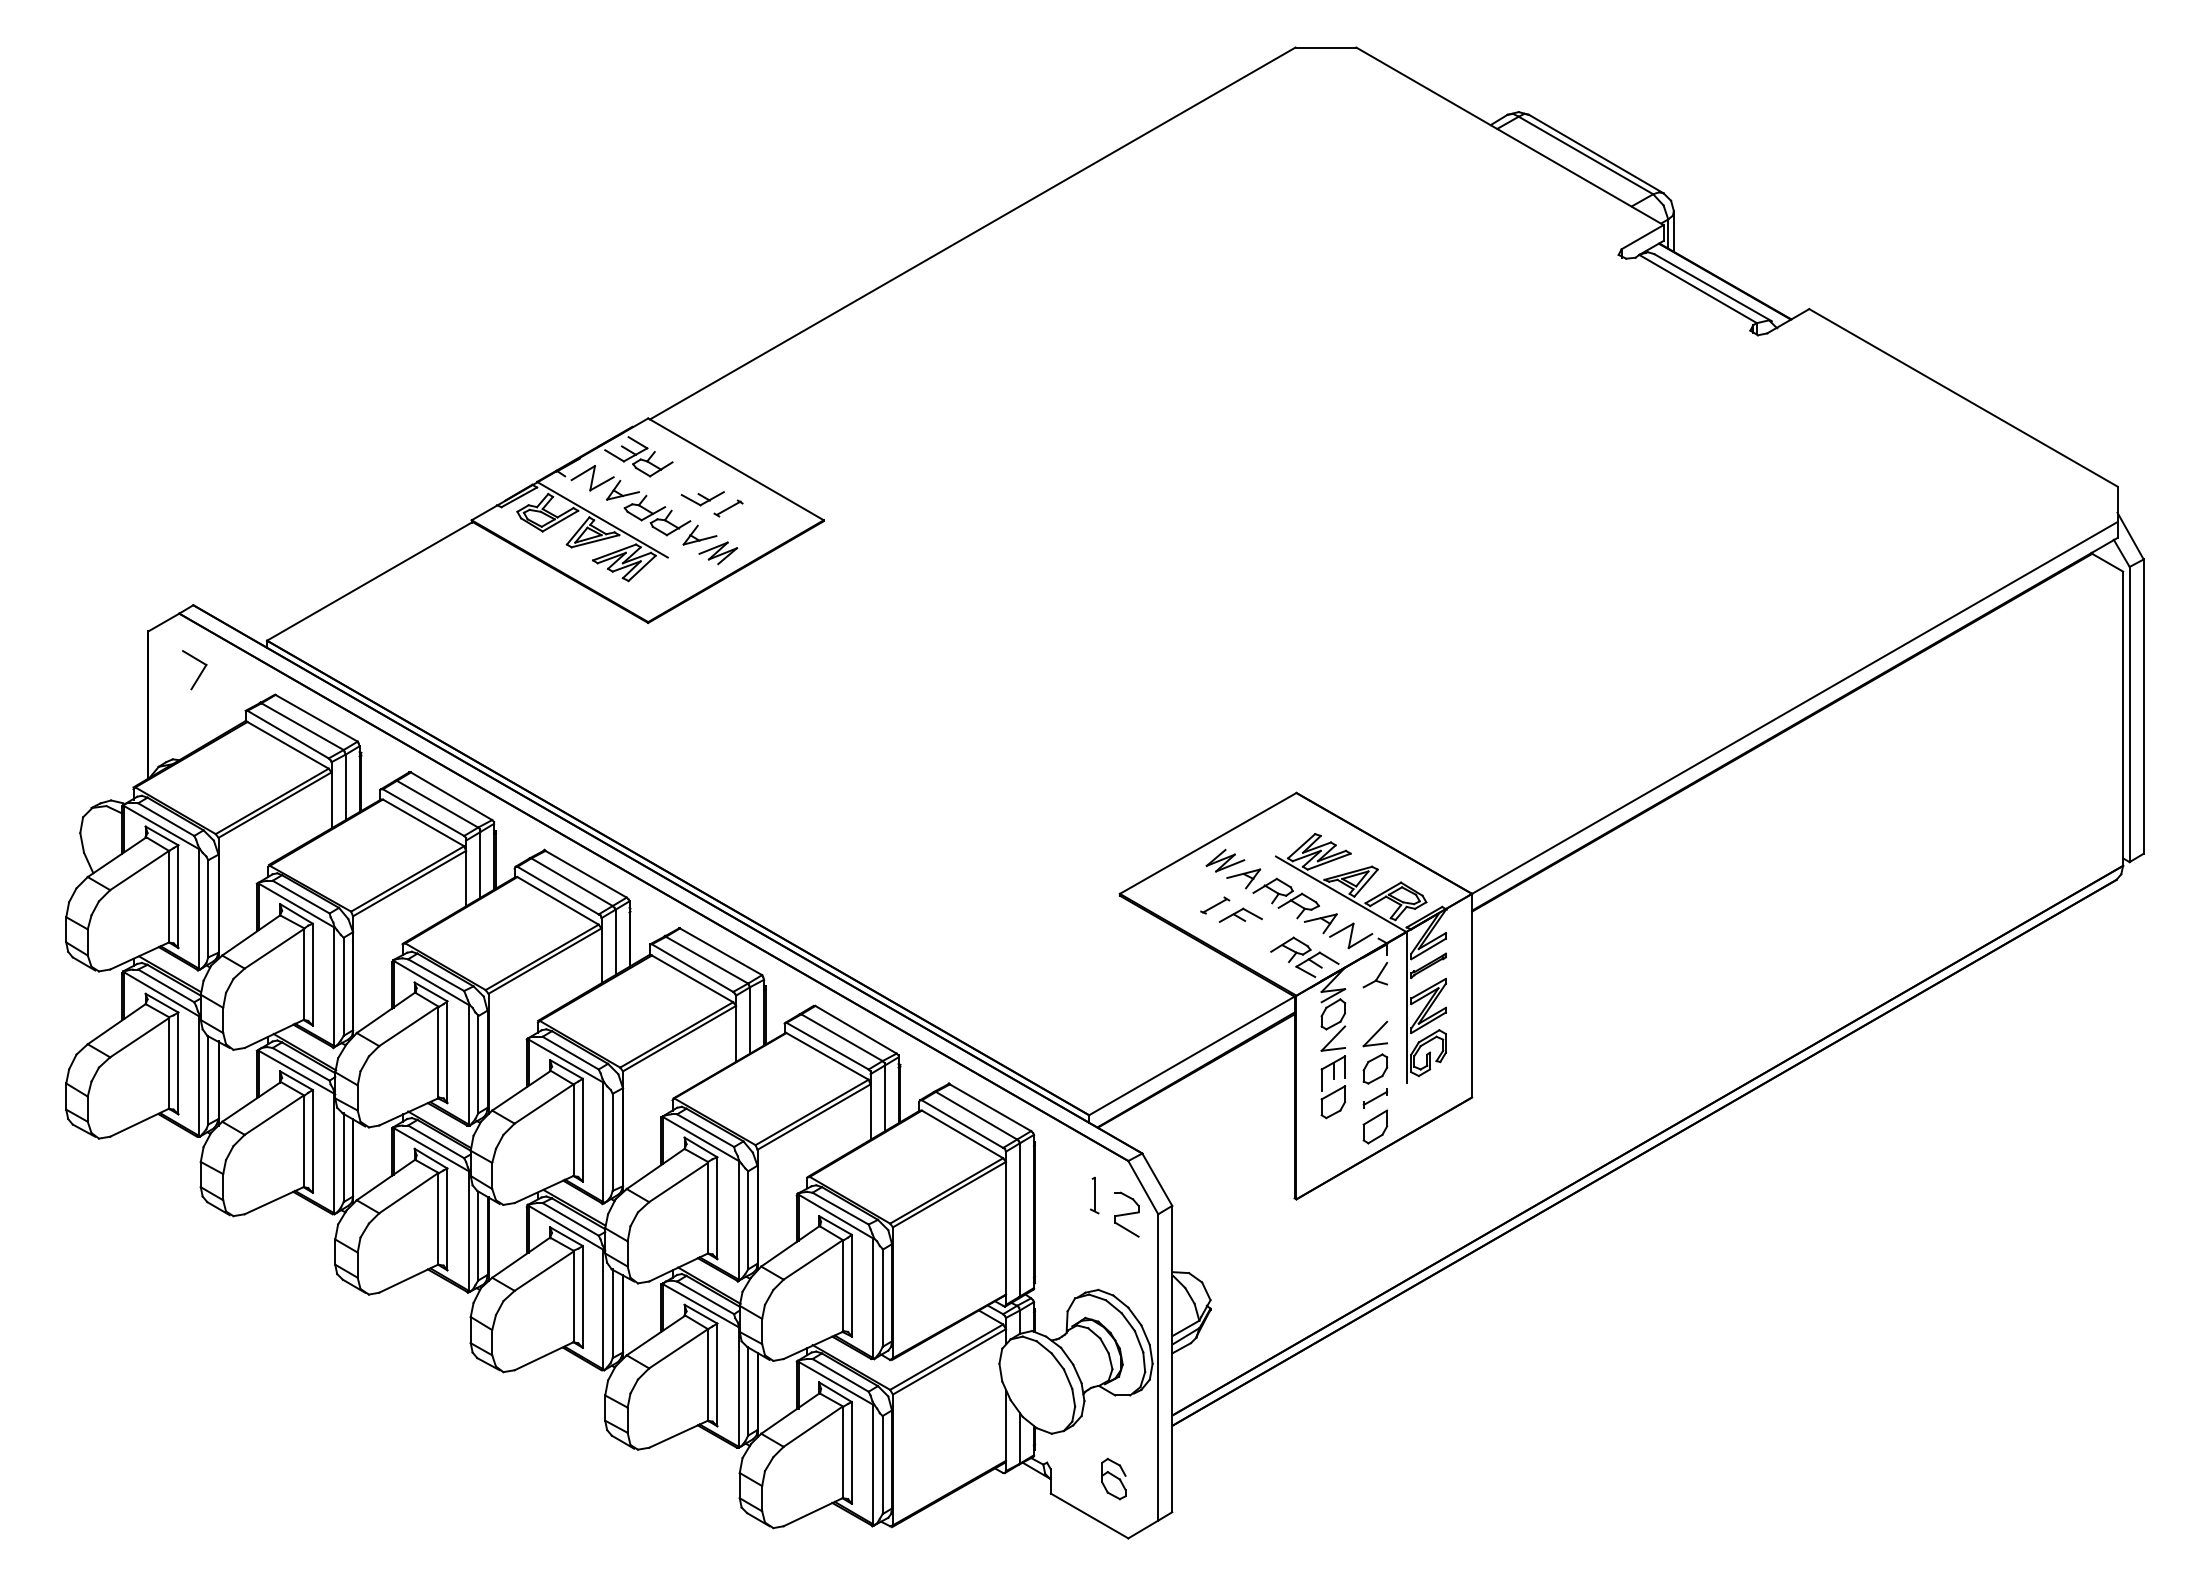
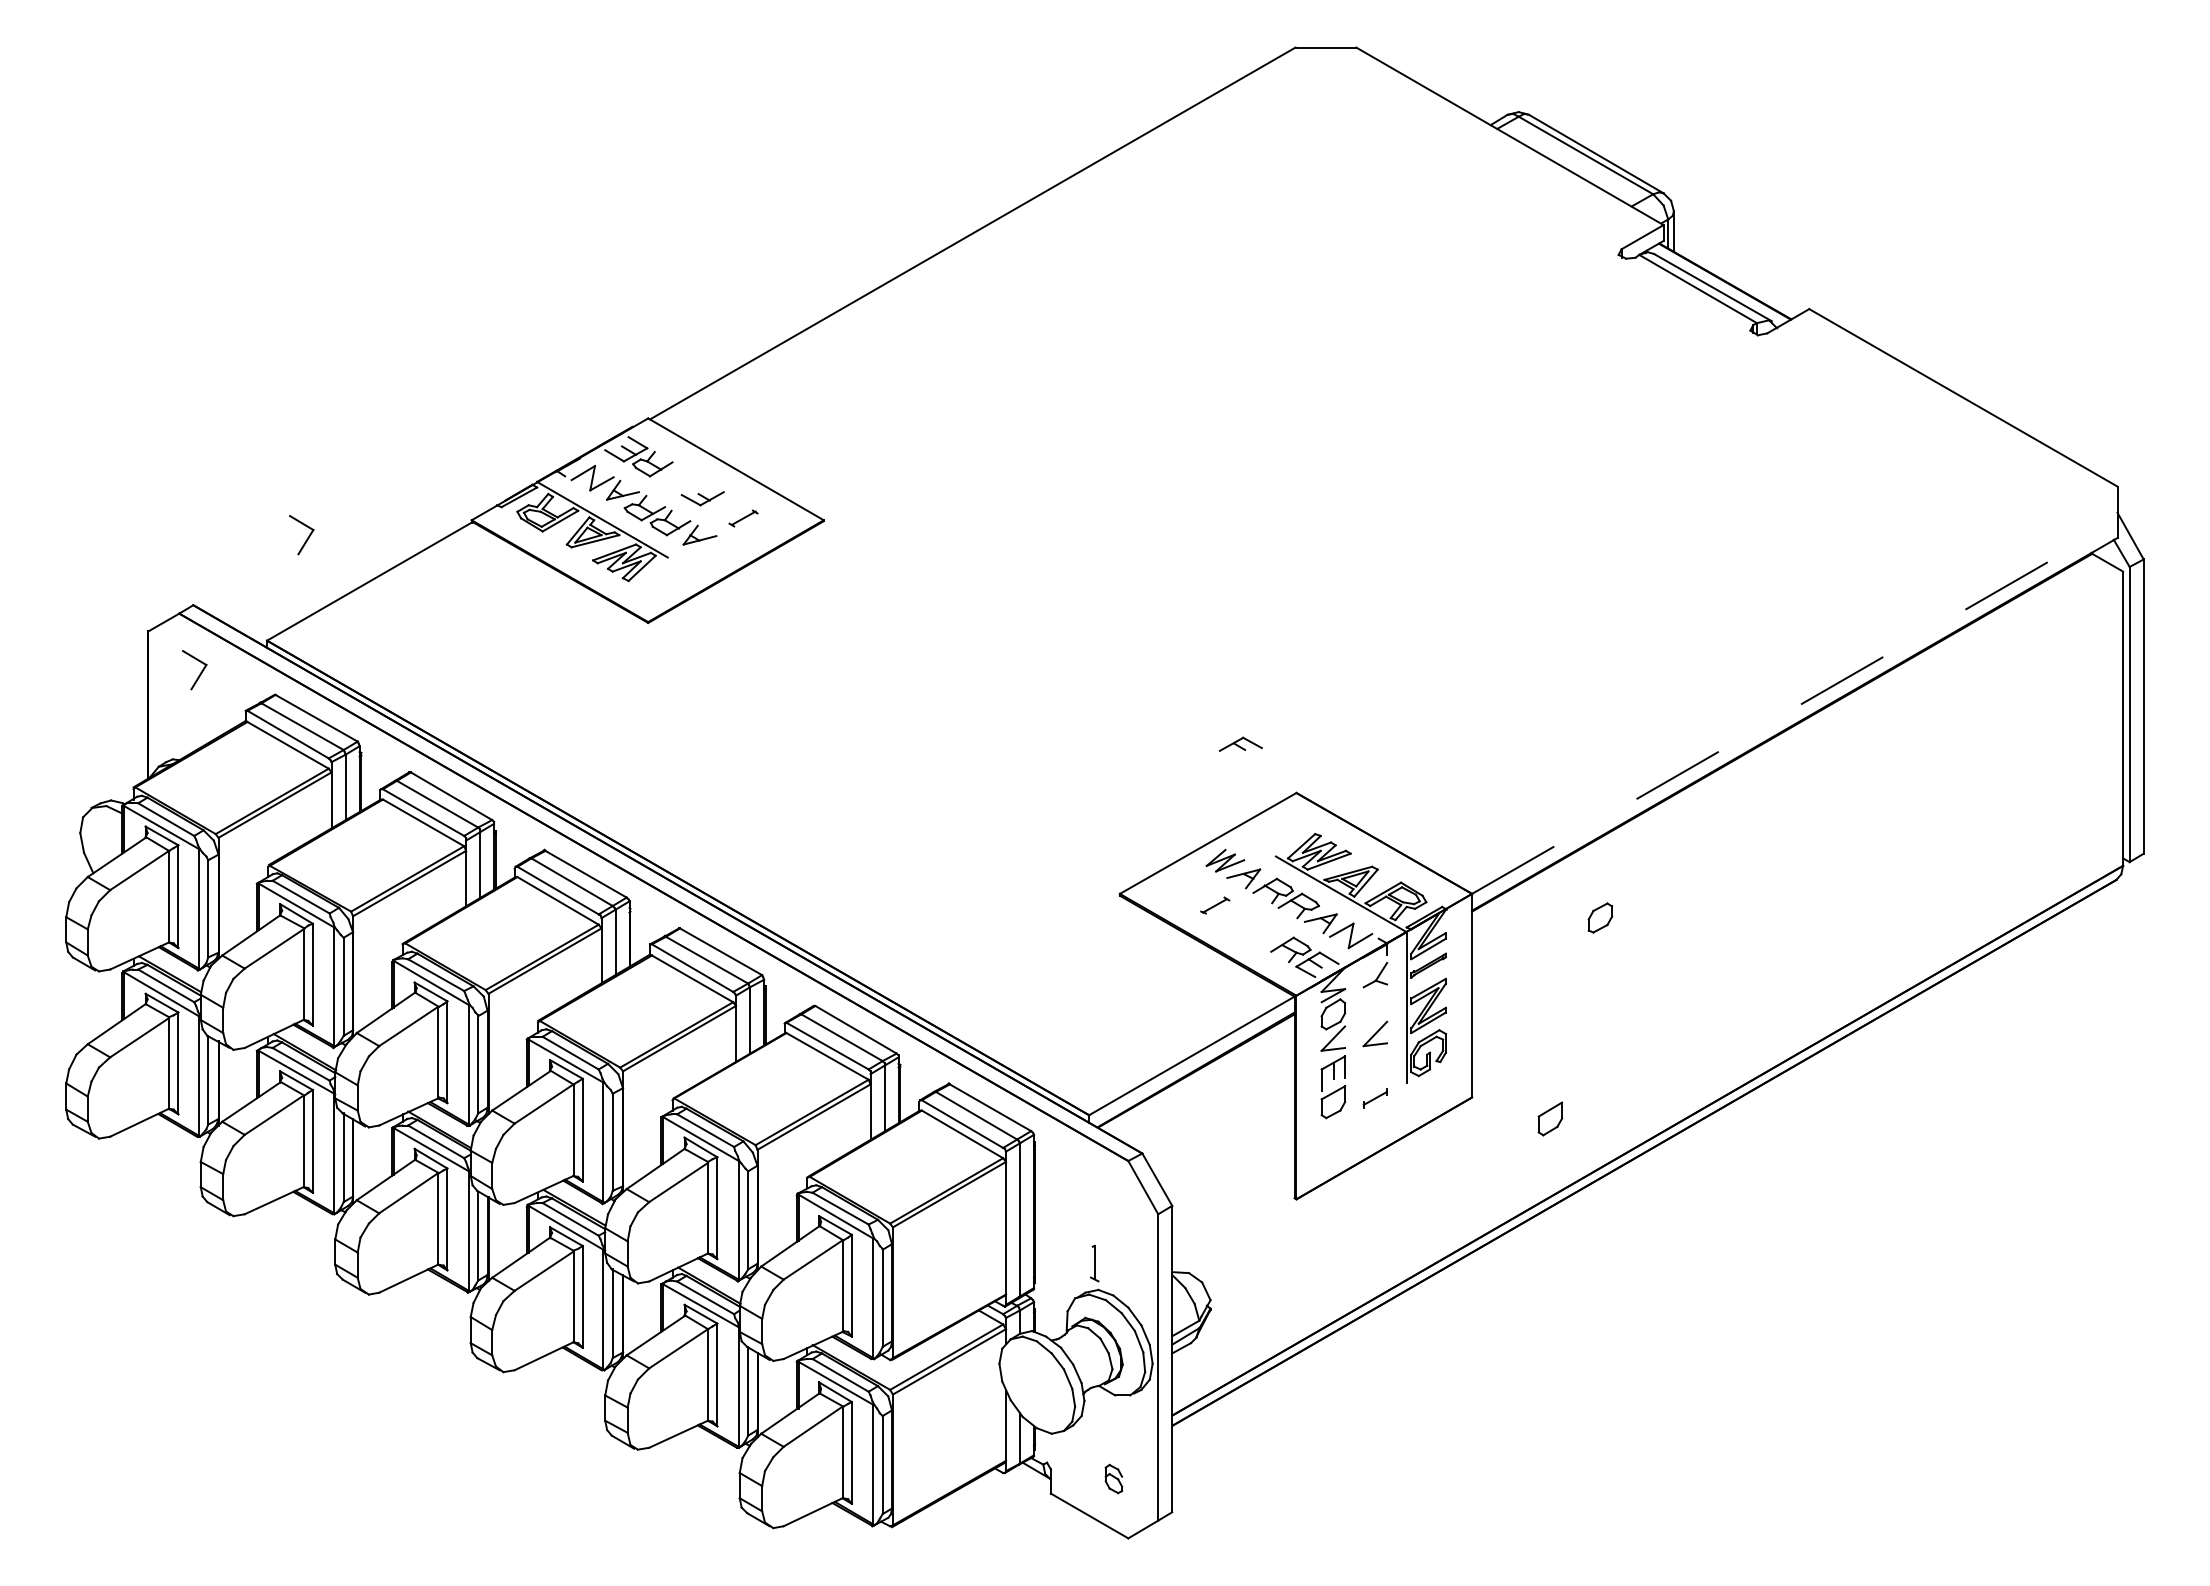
part position: (728, 508) -> (743, 518) (743, 518)
part: none -> present (307, 537)
part: present -> none (718, 553)
line: solid -> dashed (1795, 707)
part position: (1240, 914) -> (1240, 743) (1240, 743)
part position: (1375, 1068) -> (1600, 917) (1600, 917)
part position: (1375, 1126) -> (1550, 1118) (1550, 1118)
part position: (1094, 1195) -> (1094, 1263) (1094, 1263)
part: present -> none (1126, 1214)
part size: 26x44 px -> 20x32 px (1113, 1478)
